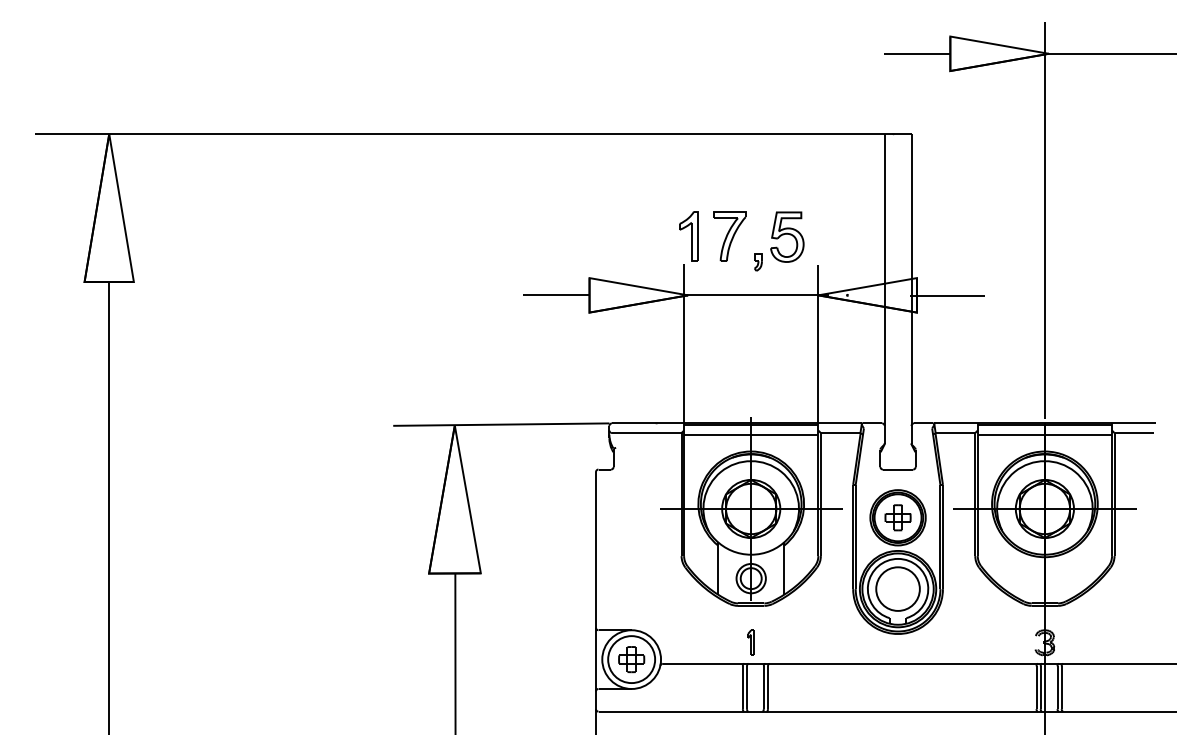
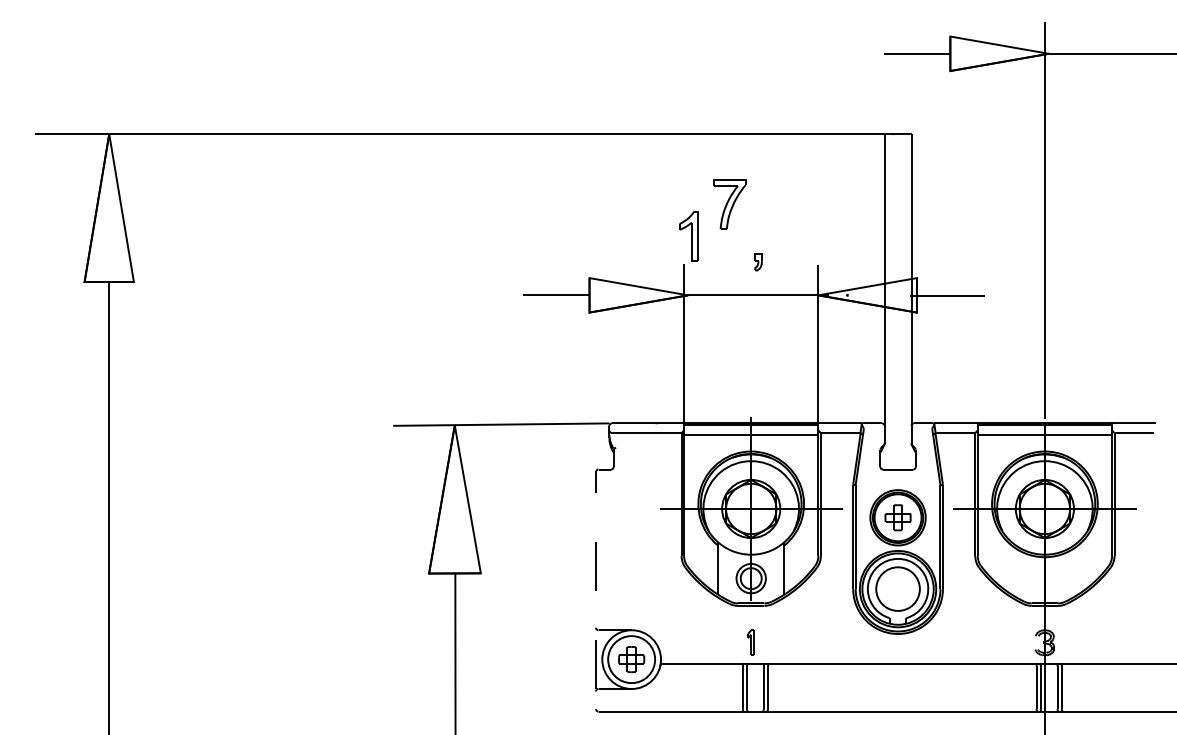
part position: (729, 236) -> (729, 204) (729, 204)
part: present -> none (787, 236)
line: solid -> dashed (596, 603)
